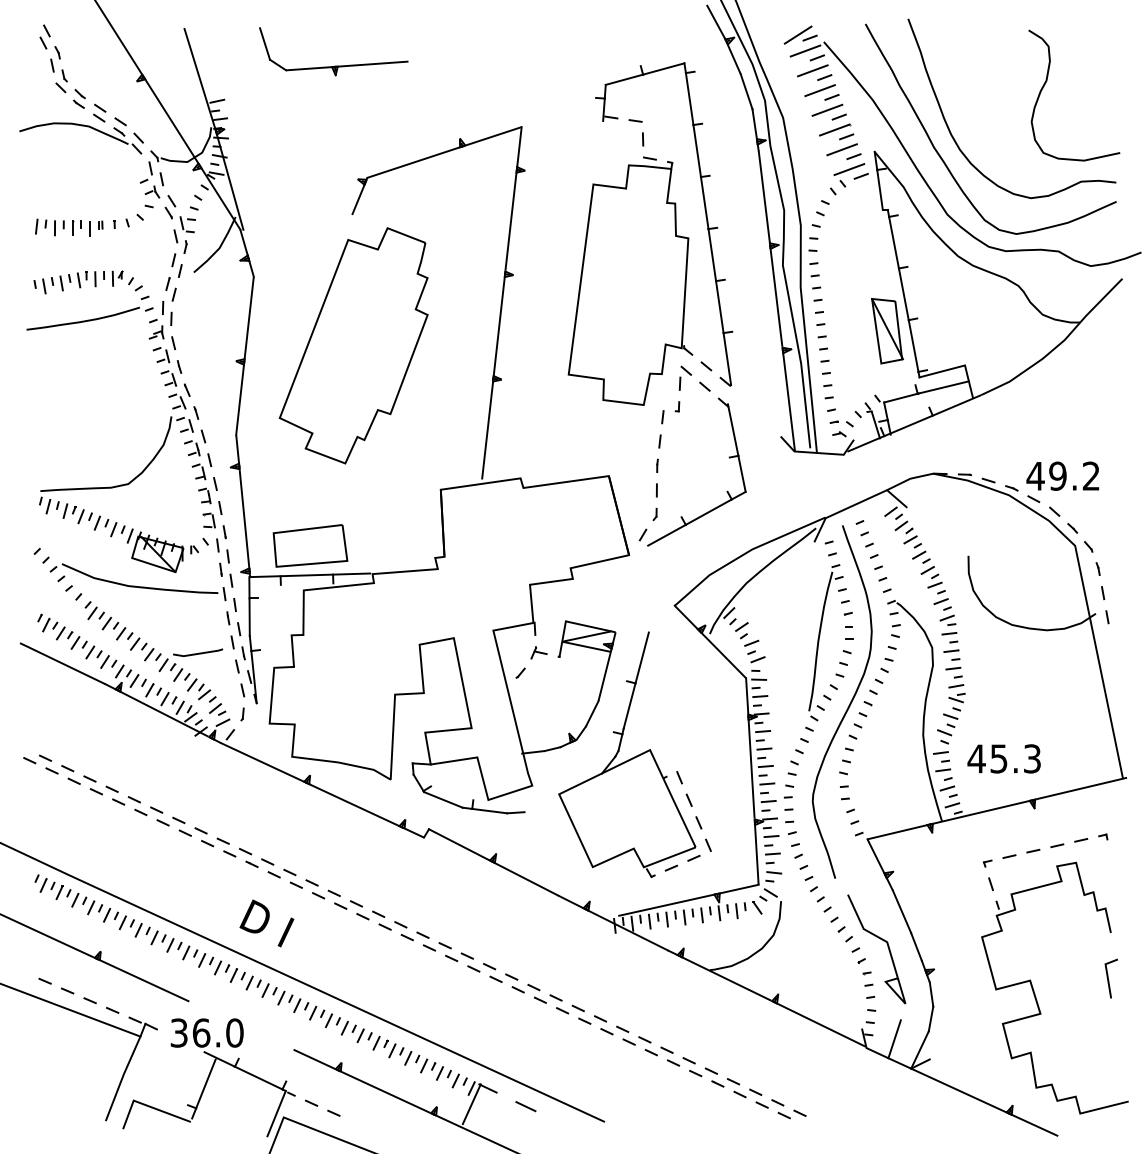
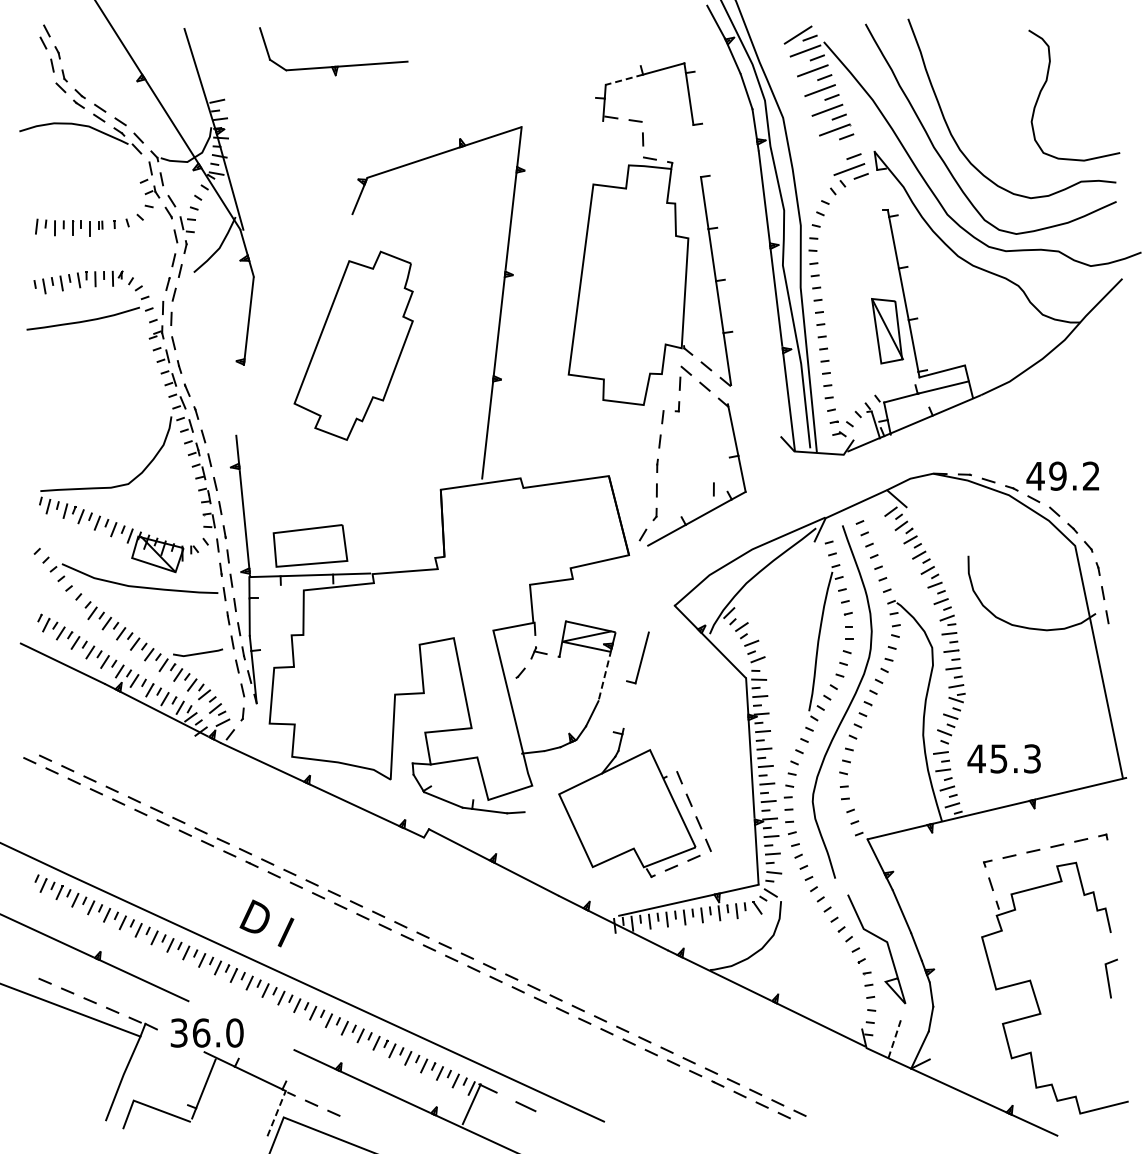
line: solid -> dashed (623, 79)
line: present -> none (841, 149)
line: present -> none (696, 151)
line: present -> none (879, 189)
part size: 151x238 px -> 121x191 px (353, 345)
line: present -> none (239, 399)
line: none -> present (713, 489)
line: solid -> dashed (605, 675)
line: present -> none (629, 705)
line: solid -> dashed (894, 1039)
line: solid -> dashed (276, 1113)
